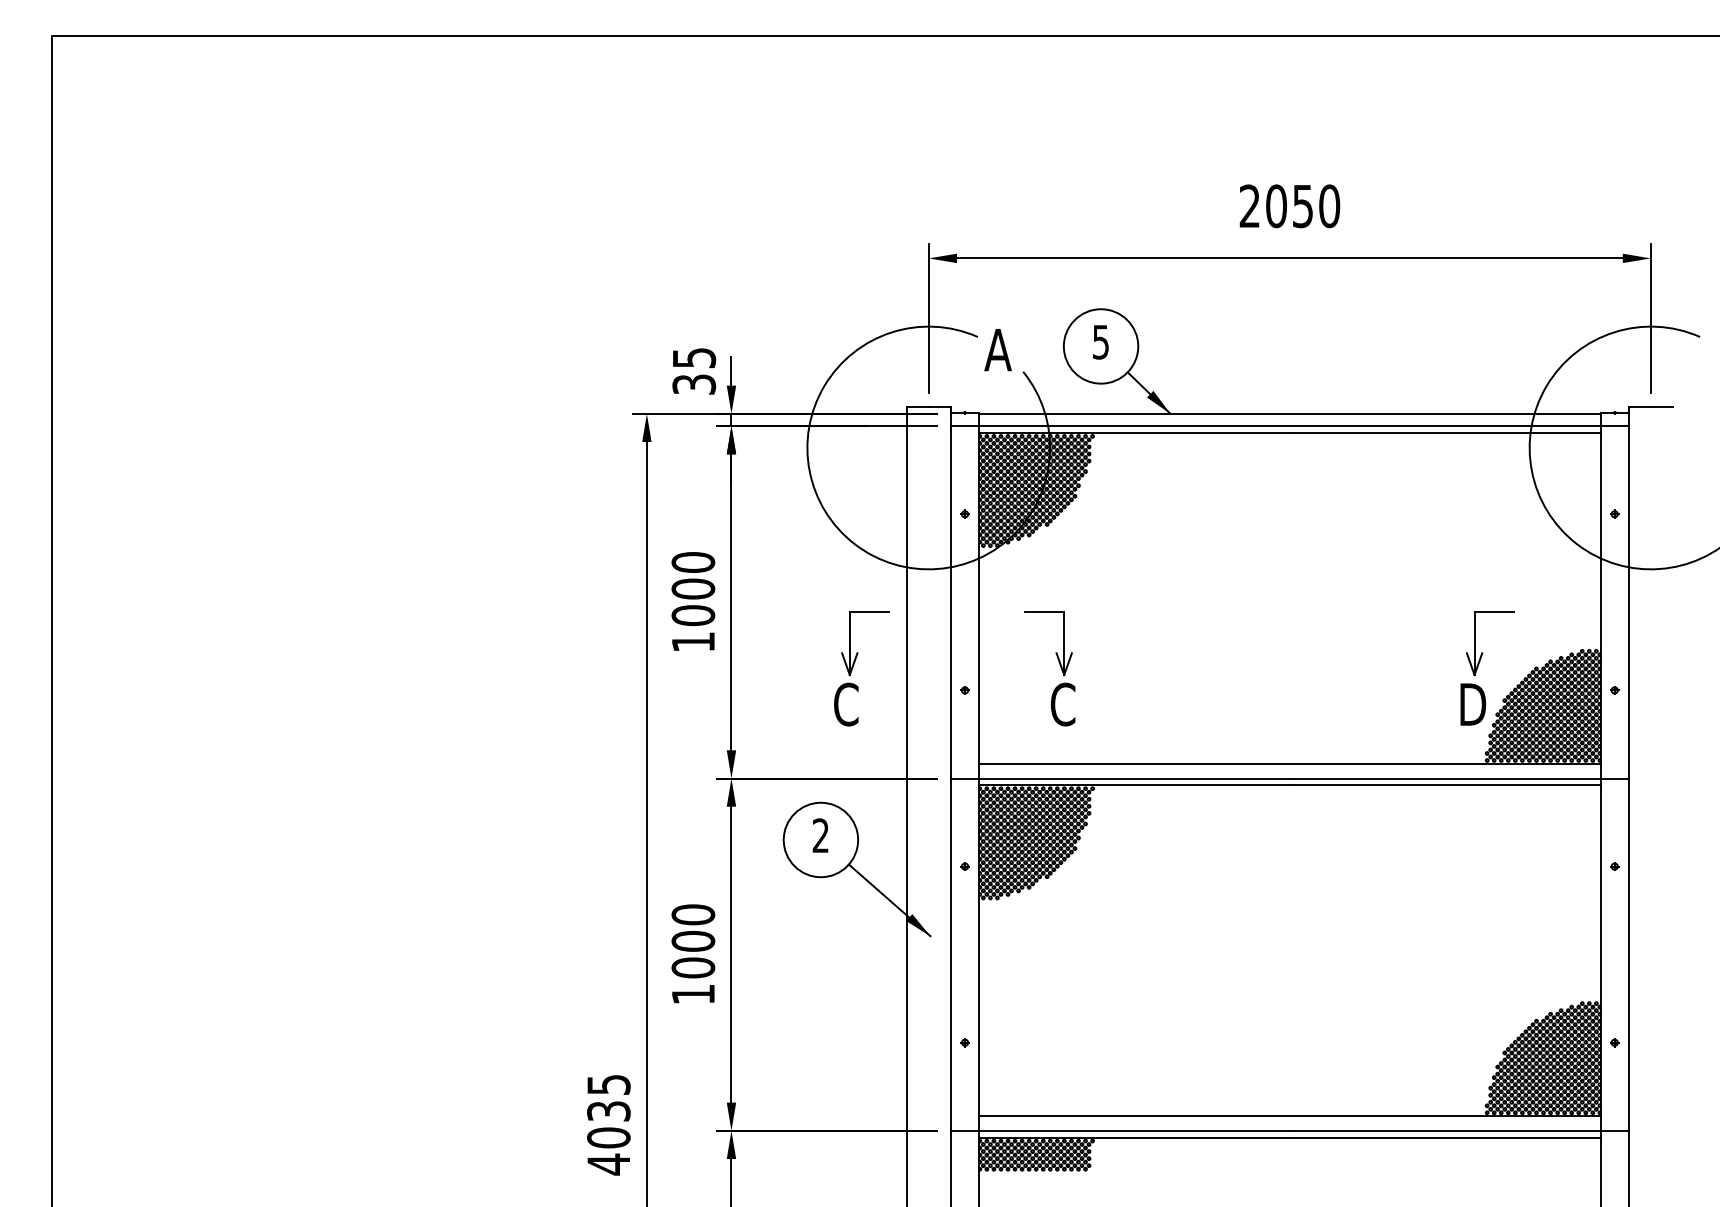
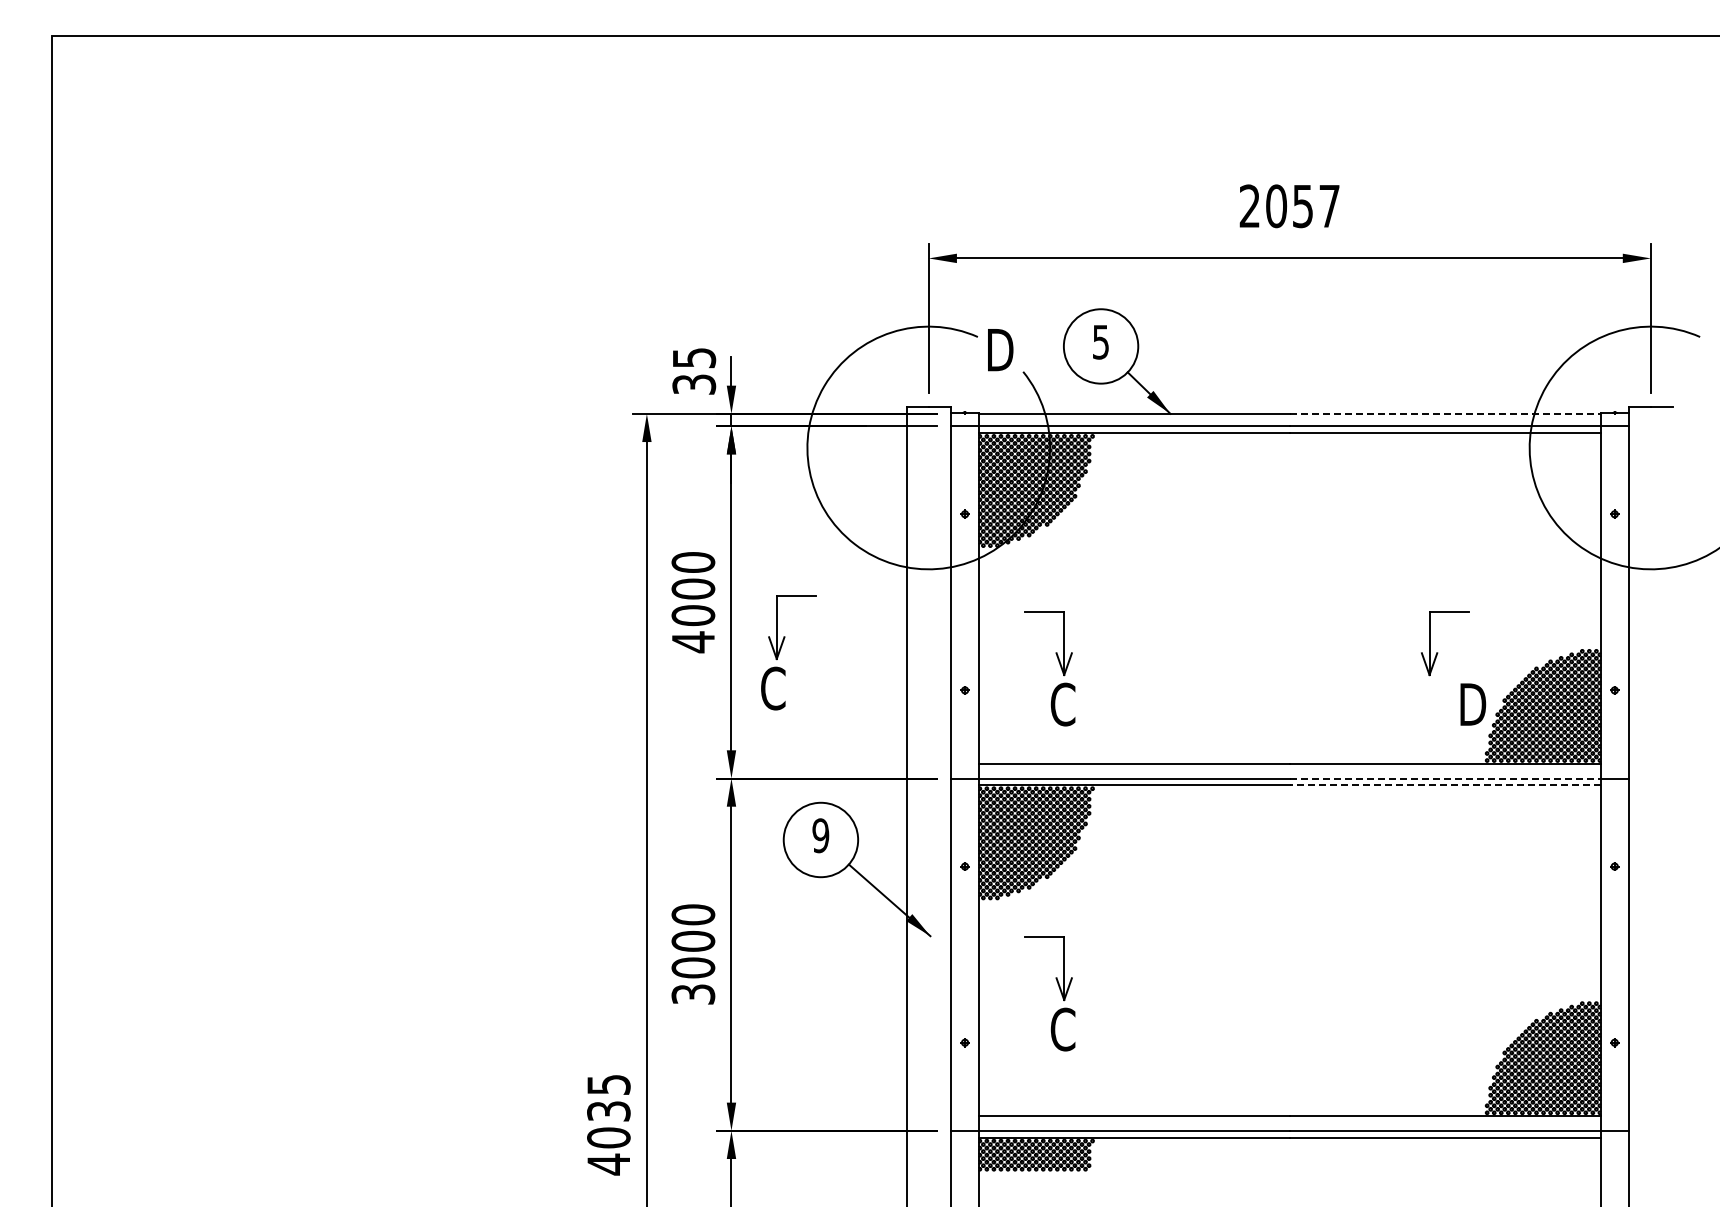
text: 2050 -> 2057 (1329, 206)
text: A -> D (998, 350)
line: solid -> dashed (1445, 413)
text: 1000 -> 4000 (693, 642)
part position: (1483, 652) -> (1438, 652) (1438, 652)
part position: (854, 665) -> (781, 649) (781, 649)
line: solid -> dashed (1445, 778)
line: solid -> dashed (1445, 785)
text: 2 -> 9 (820, 835)
part: none -> present (1059, 990)
text: 1000 -> 3000 (693, 994)
